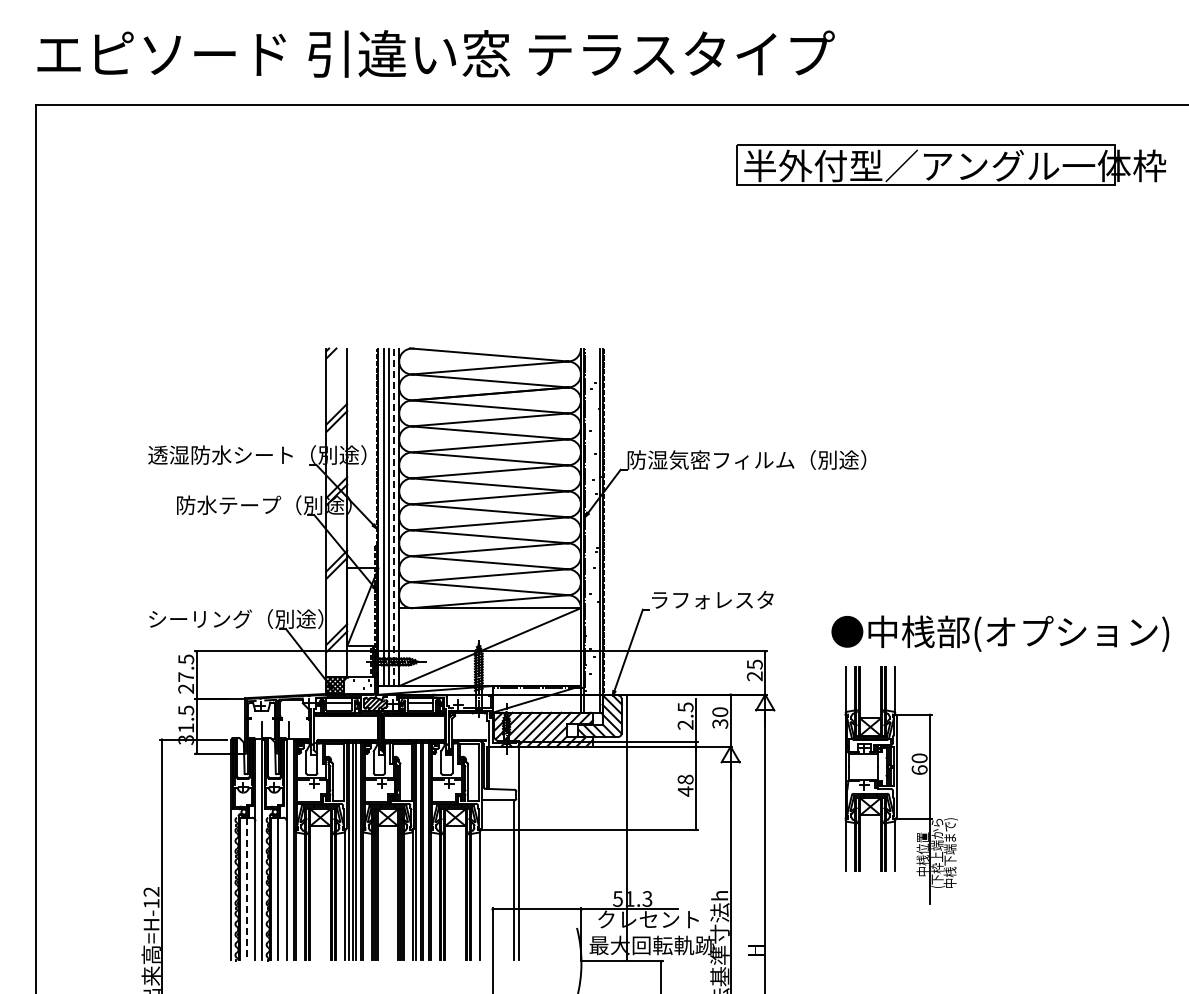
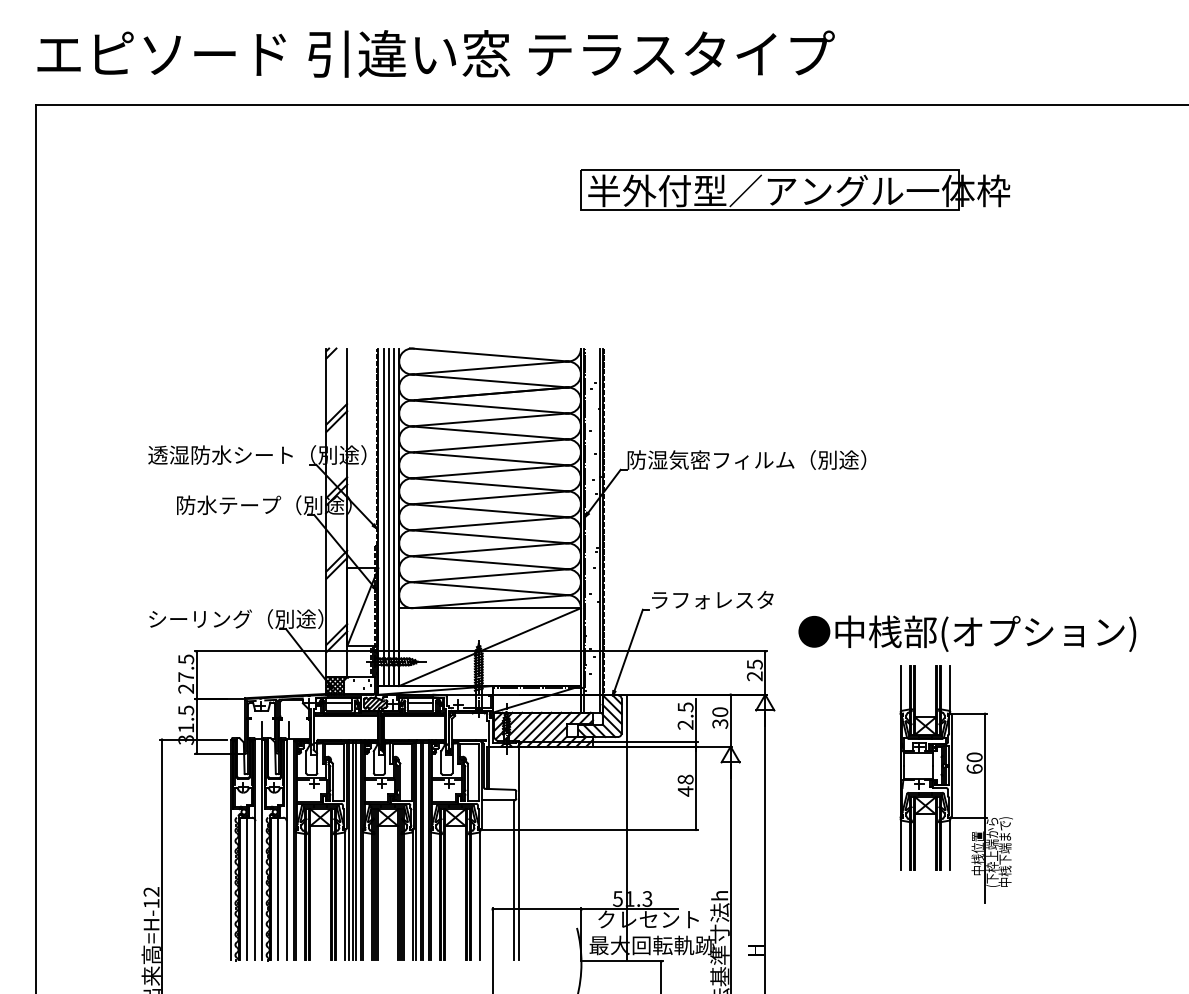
part position: (951, 164) -> (795, 189) (795, 189)
line: dashed -> solid (393, 517)
text position: (1000, 633) -> (967, 633) (967, 633)
part position: (900, 785) -> (955, 784) (955, 784)
line: dashed -> solid (247, 889)
